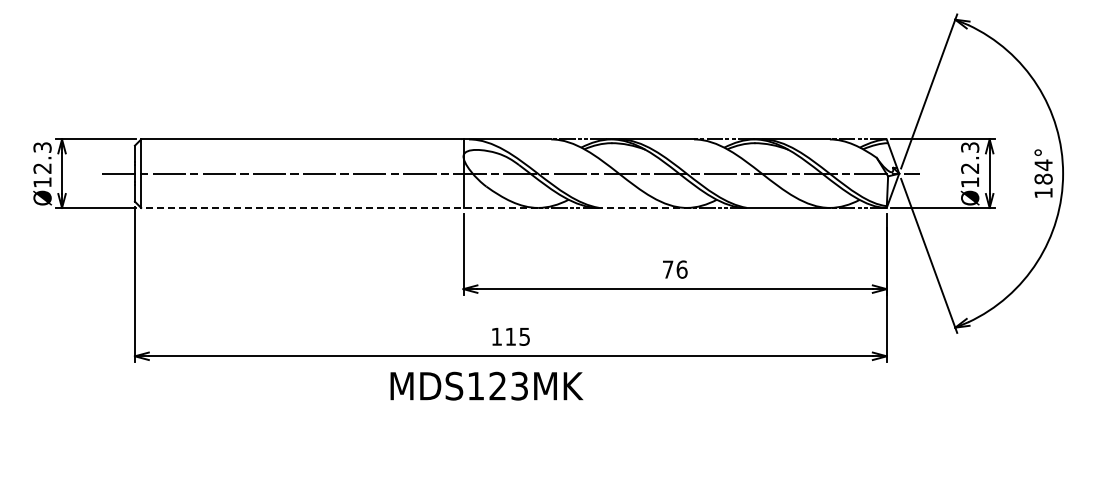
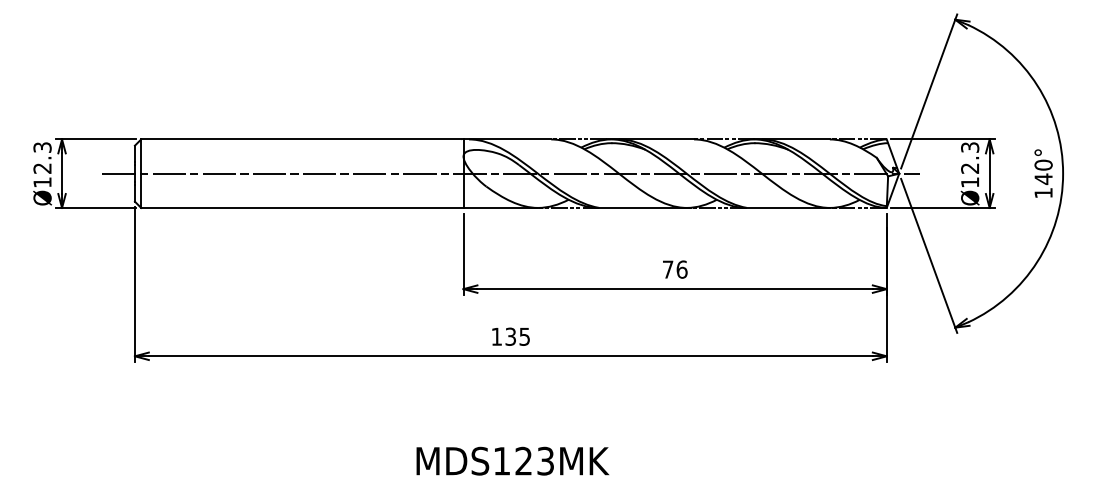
text: 184° -> 140° (1043, 172)
line: dashed -> solid (339, 207)
line: dashed -> solid (645, 207)
text: 115 -> 135 (510, 336)
text position: (486, 385) -> (512, 460) (512, 460)
